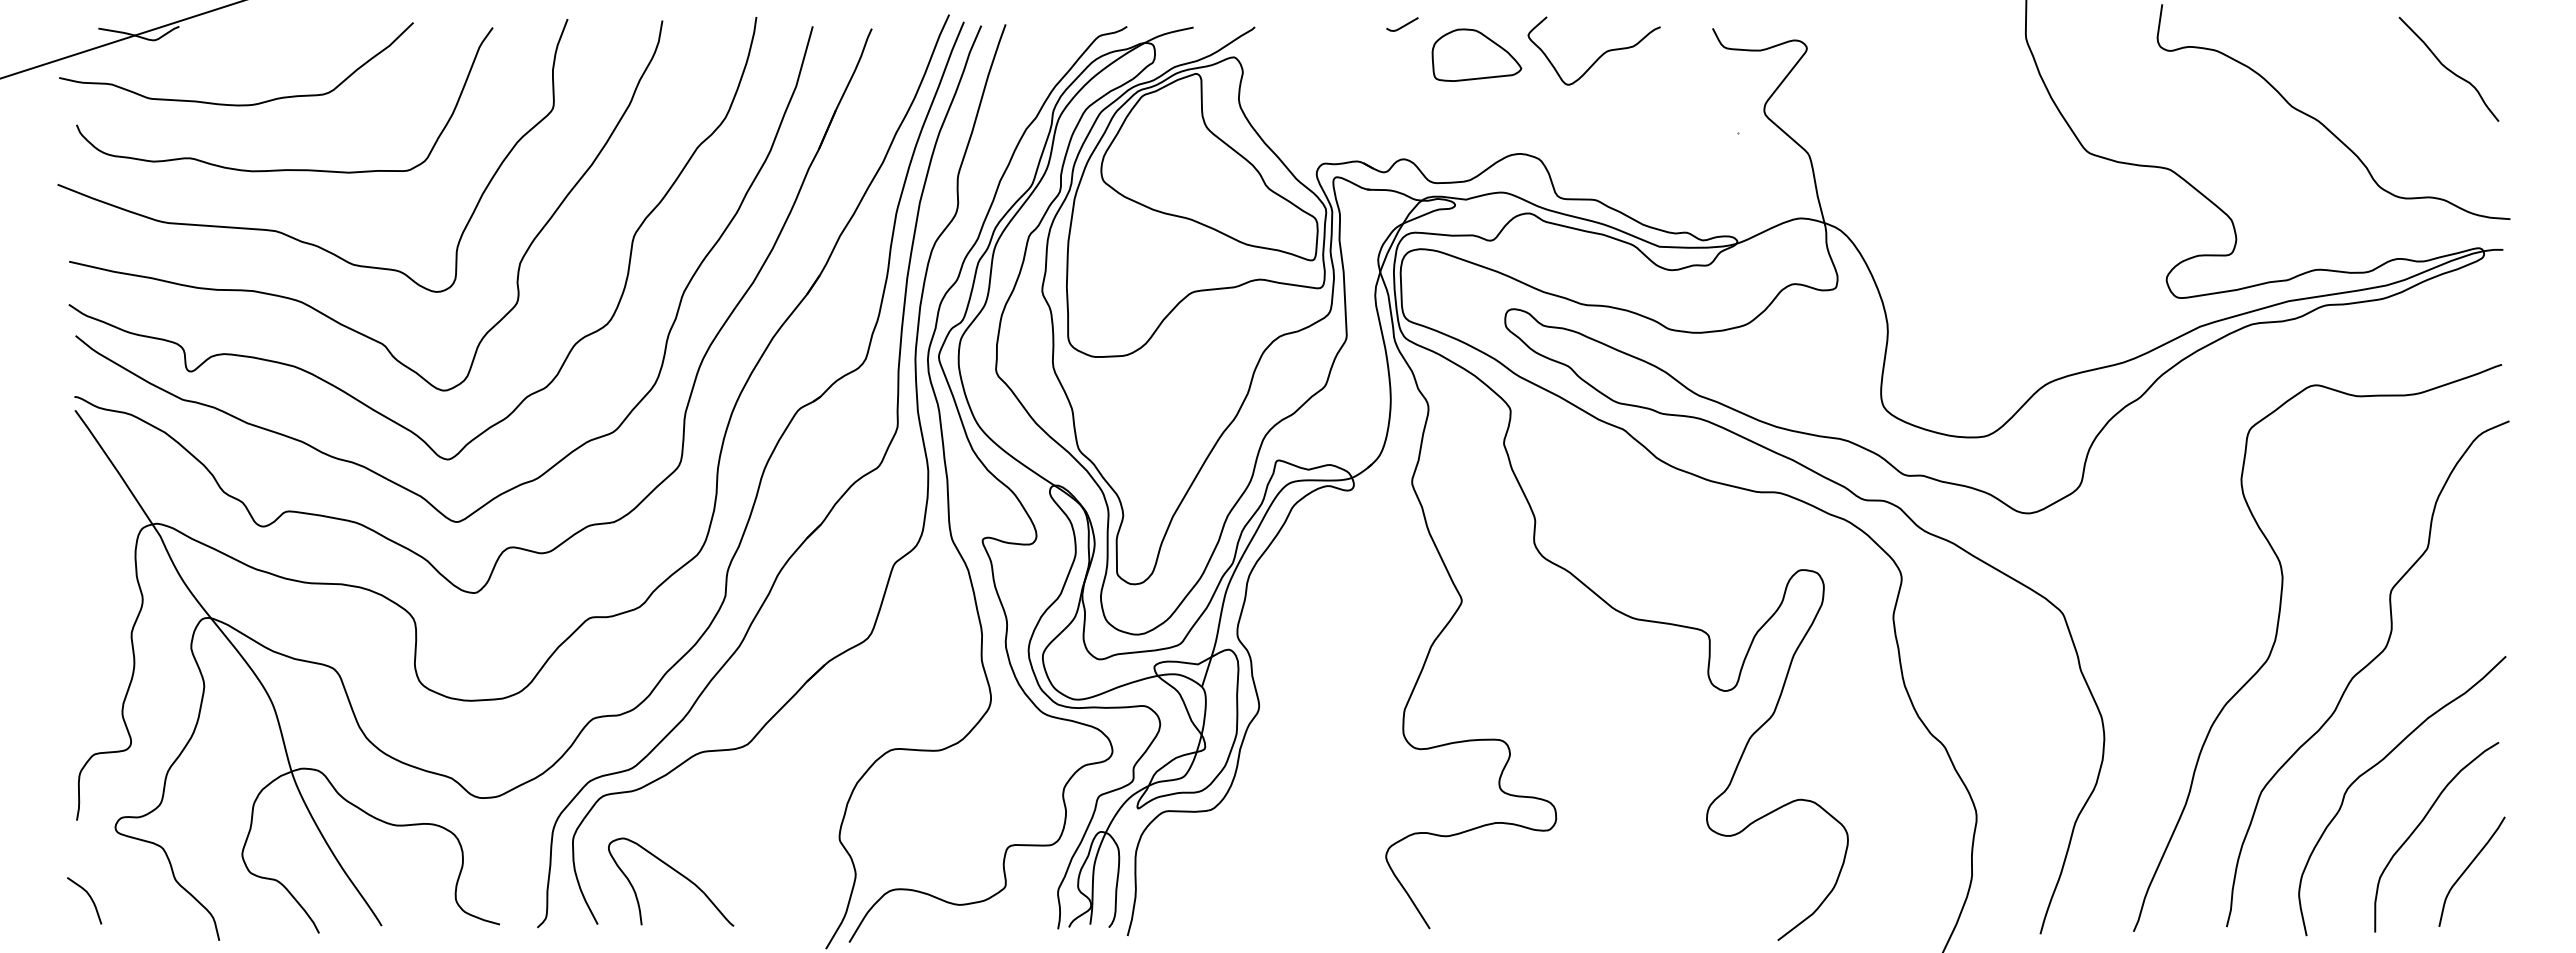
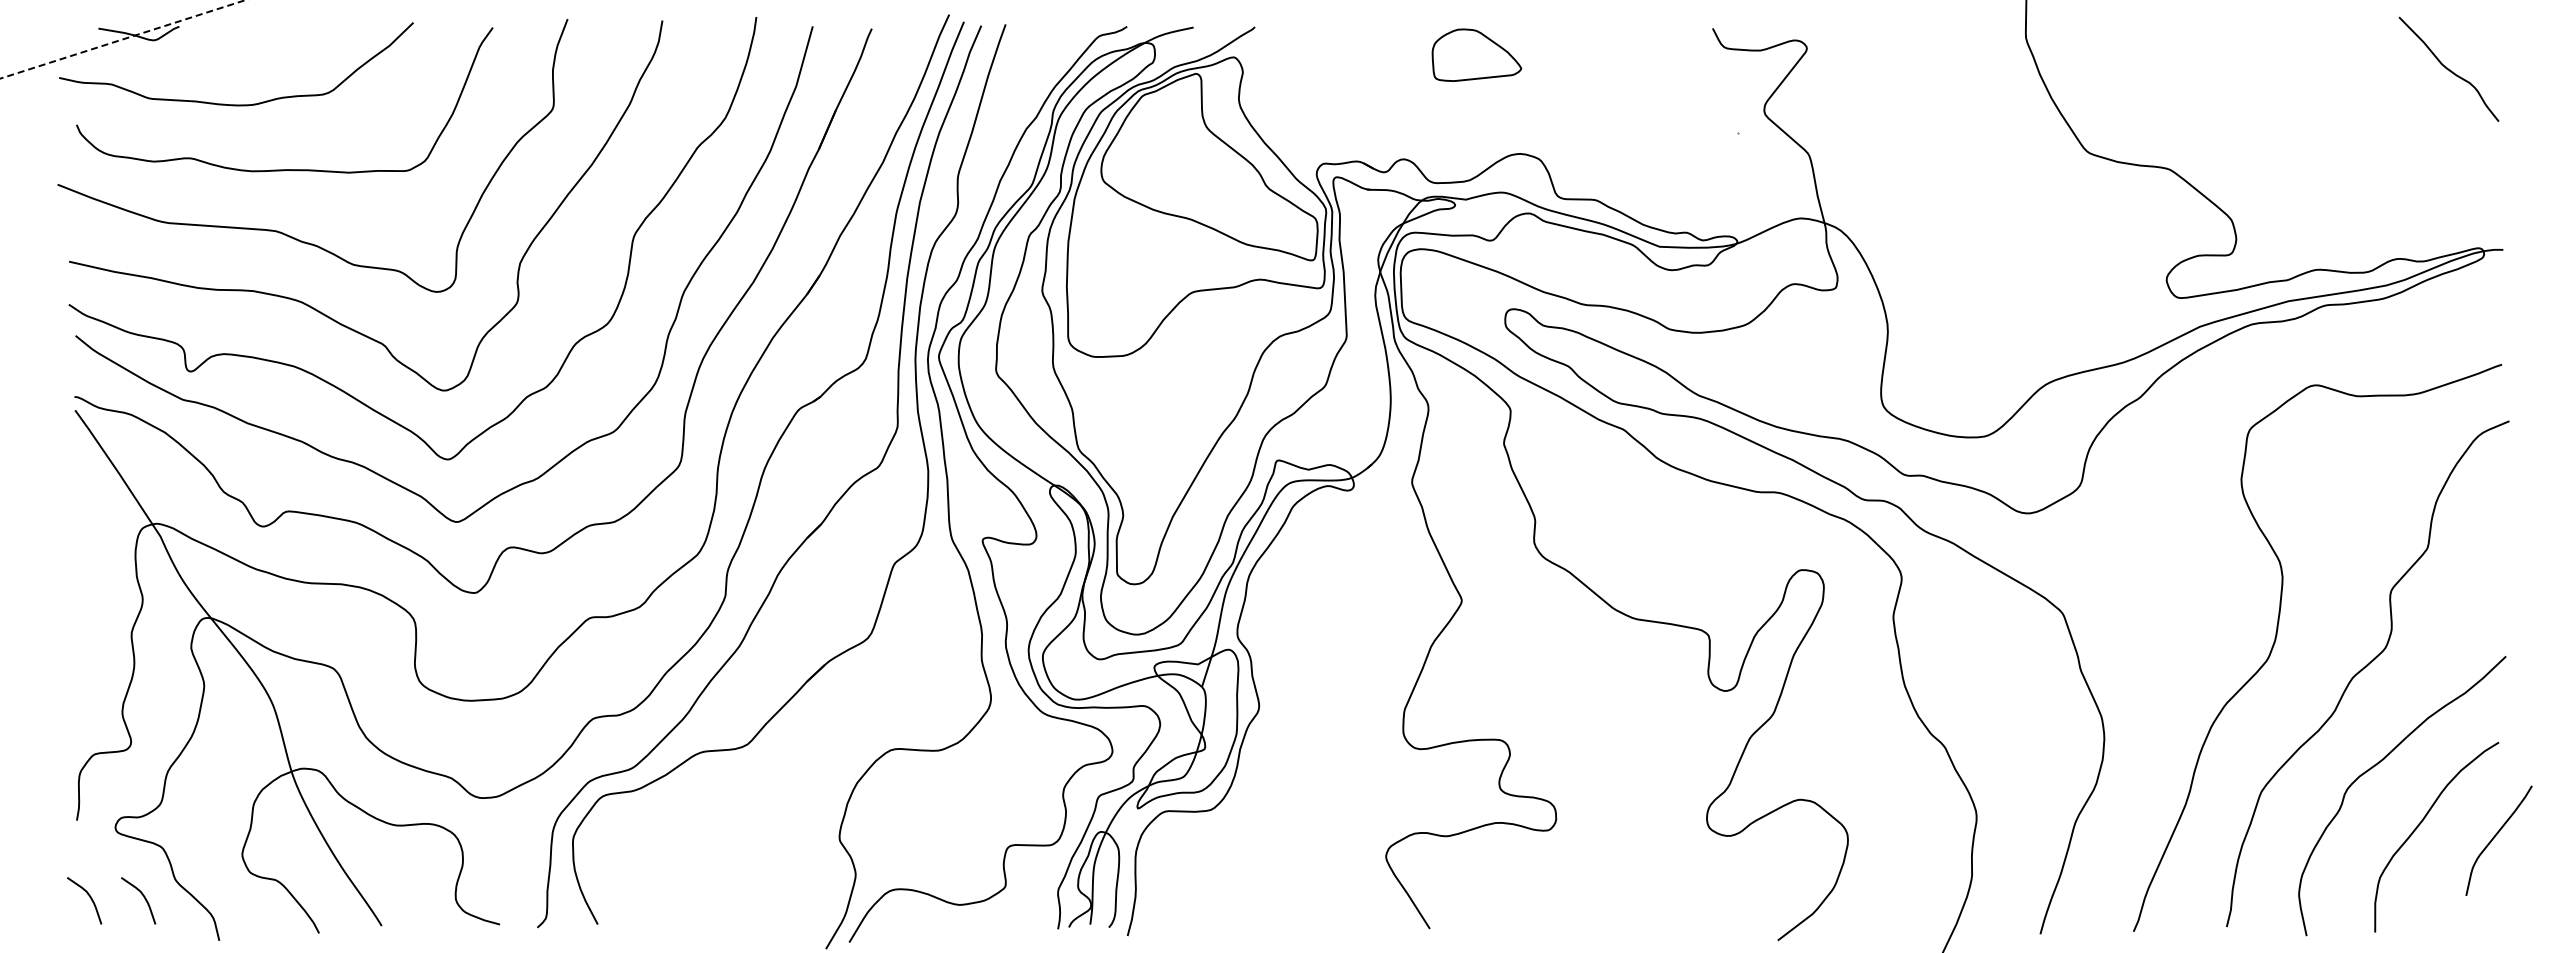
curve: present -> none (1402, 25)
line: solid -> dashed (123, 39)
curve: present -> none (1599, 56)
curve: present -> none (2324, 124)
curve position: (2468, 868) -> (2495, 837) (2495, 837)
curve: present -> none (677, 873)
curve: none -> present (143, 897)
